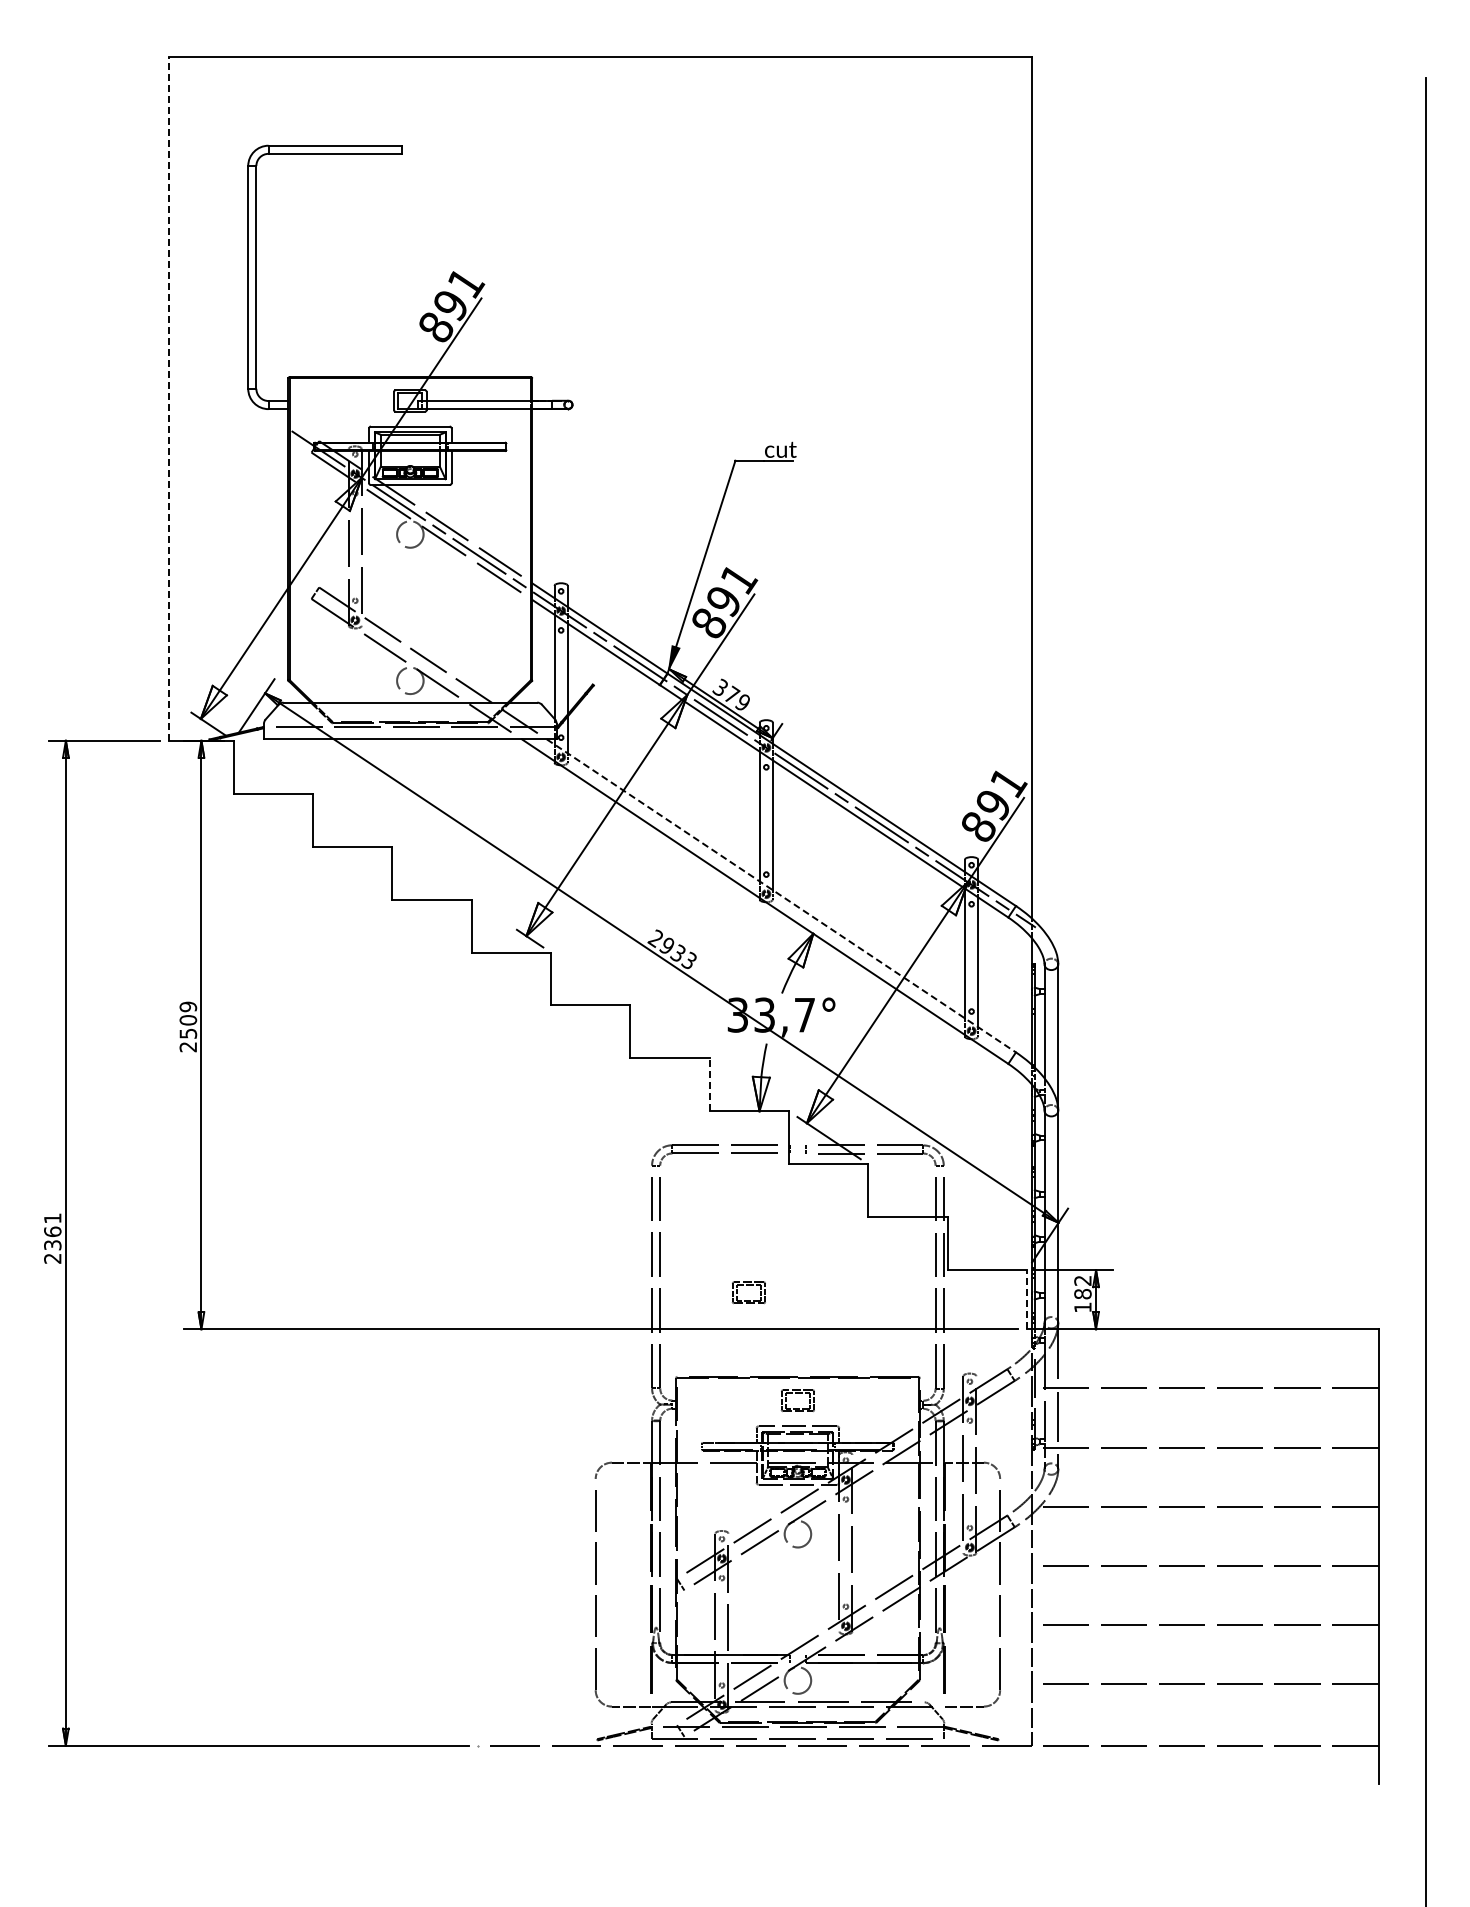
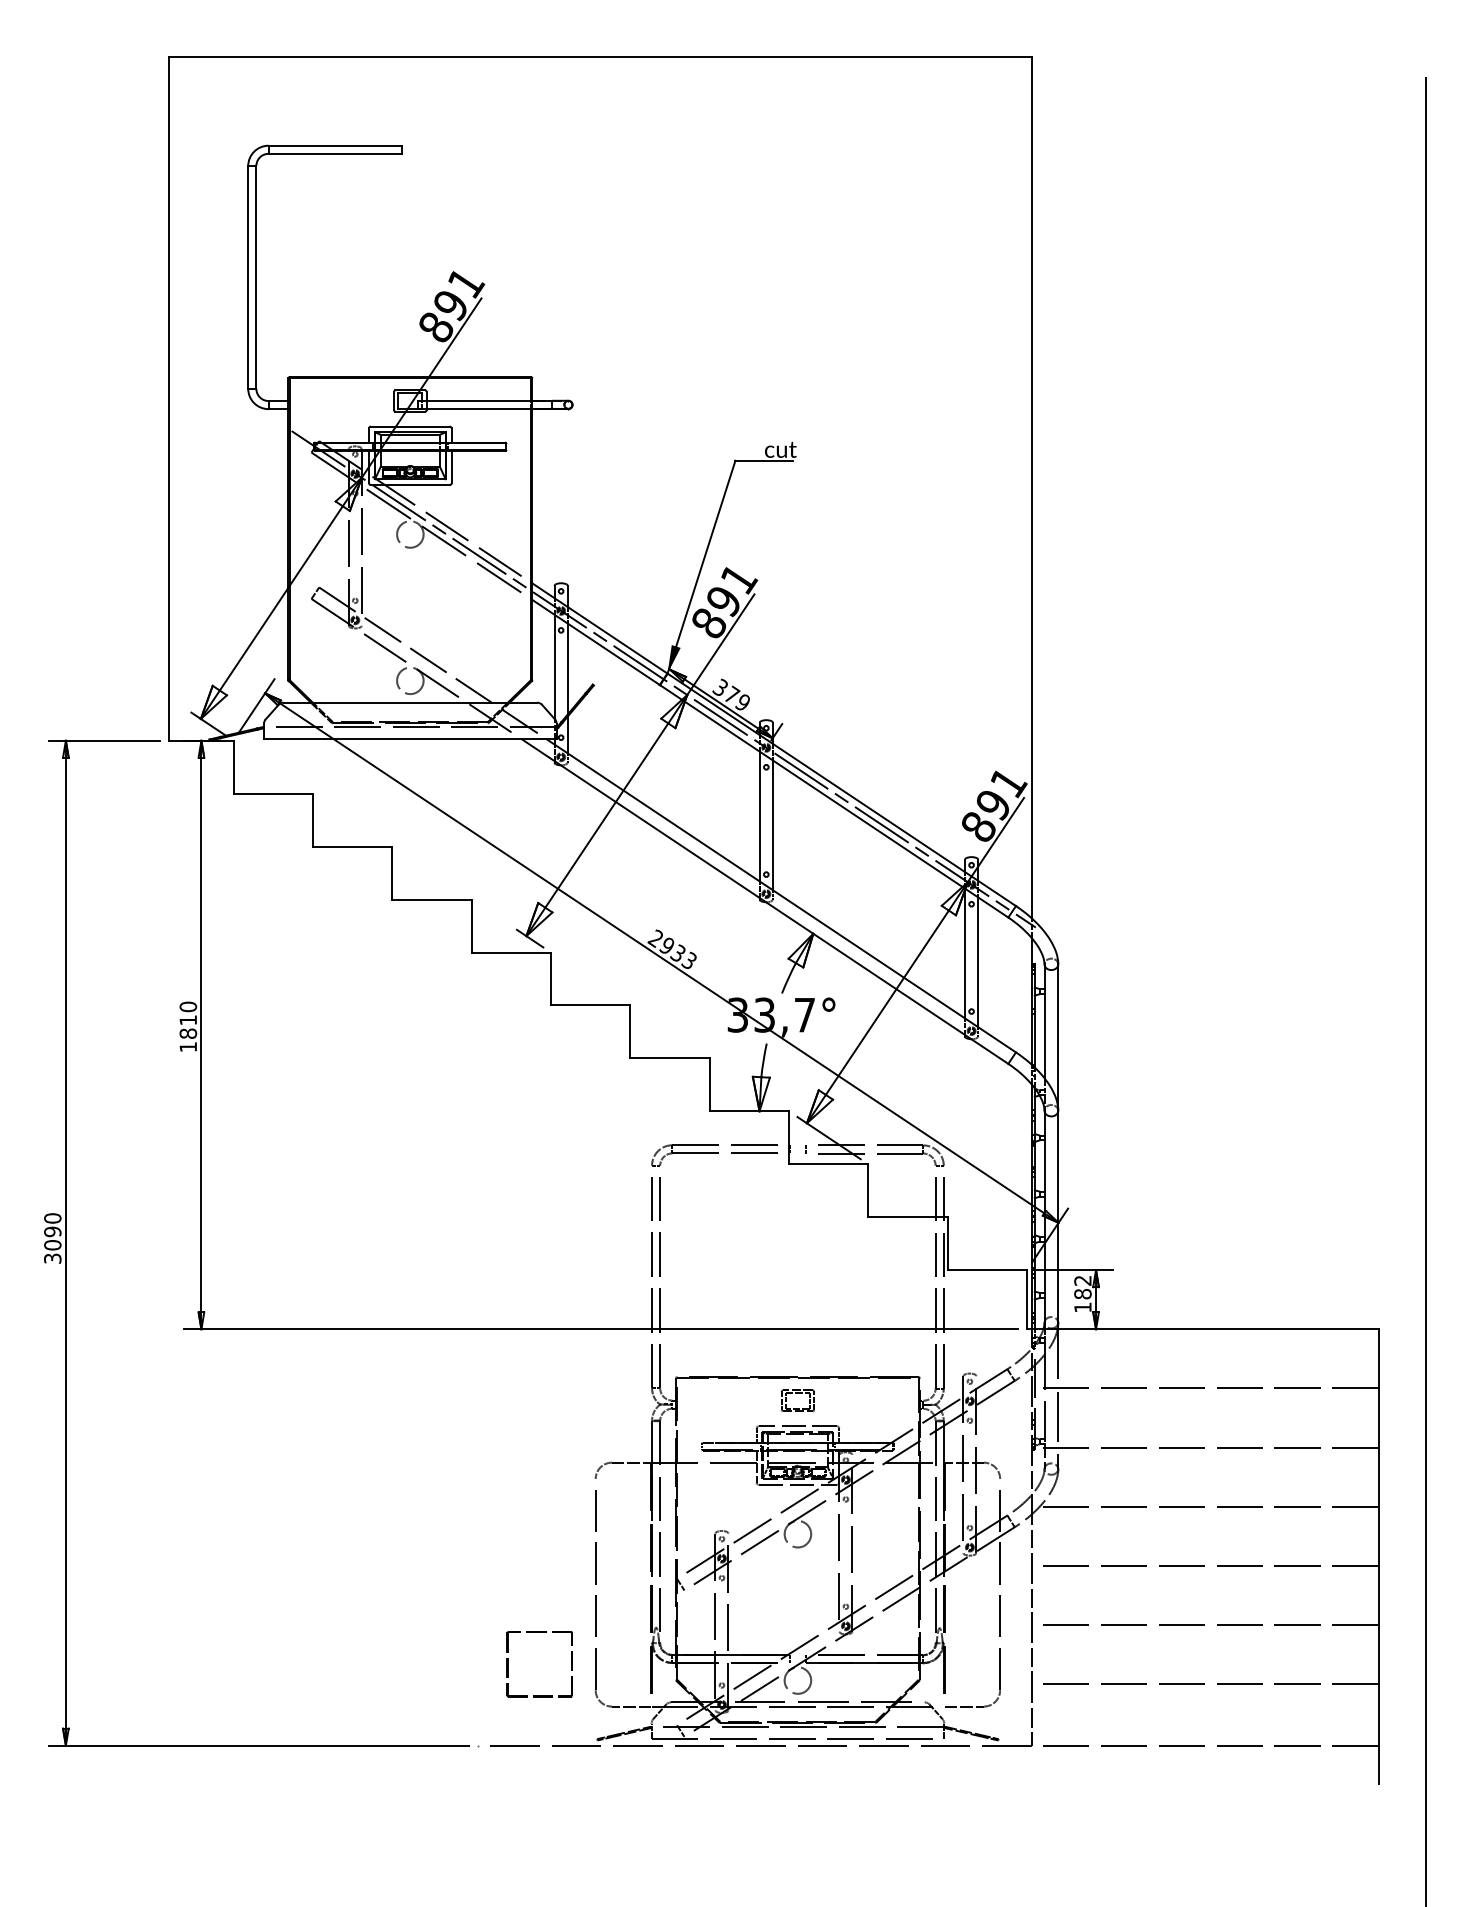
line: dashed -> solid (168, 398)
line: dashed -> solid (781, 895)
text: 2509 -> 1810 (188, 1026)
line: dashed -> solid (709, 1084)
text: 2361 -> 3090 (52, 1238)
part: present -> none (748, 1285)
line: dashed -> solid (1027, 1299)
part: none -> present (508, 1664)
